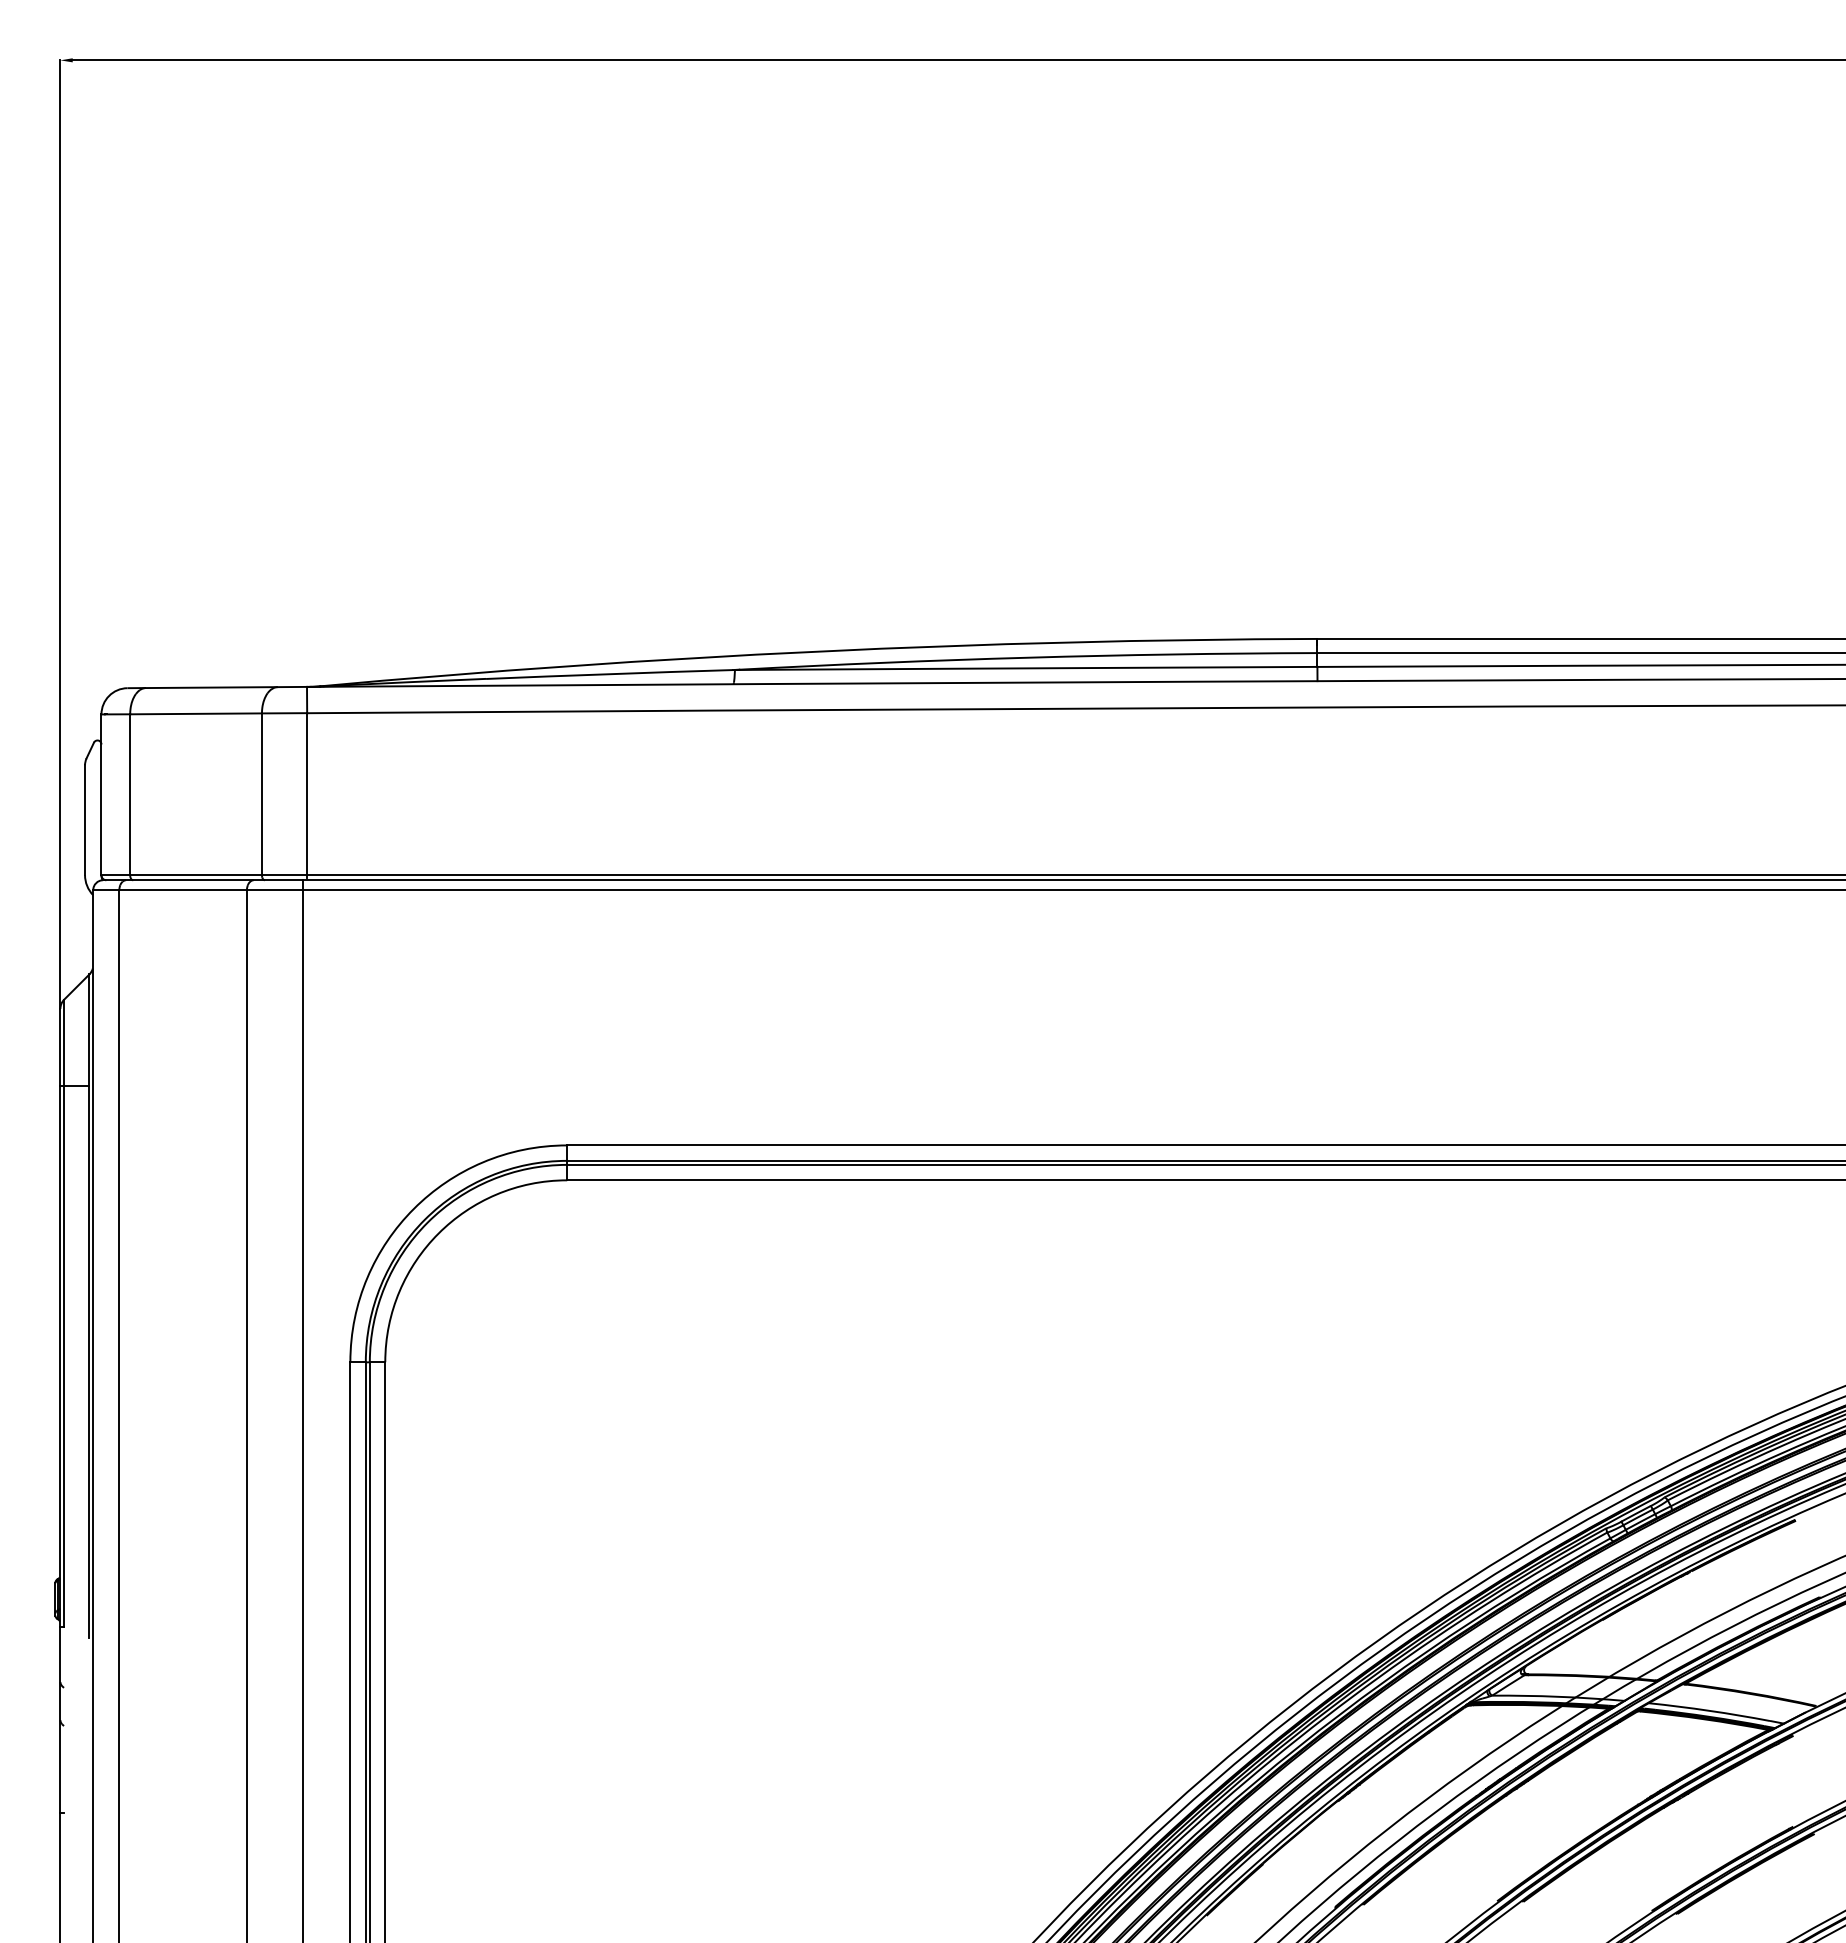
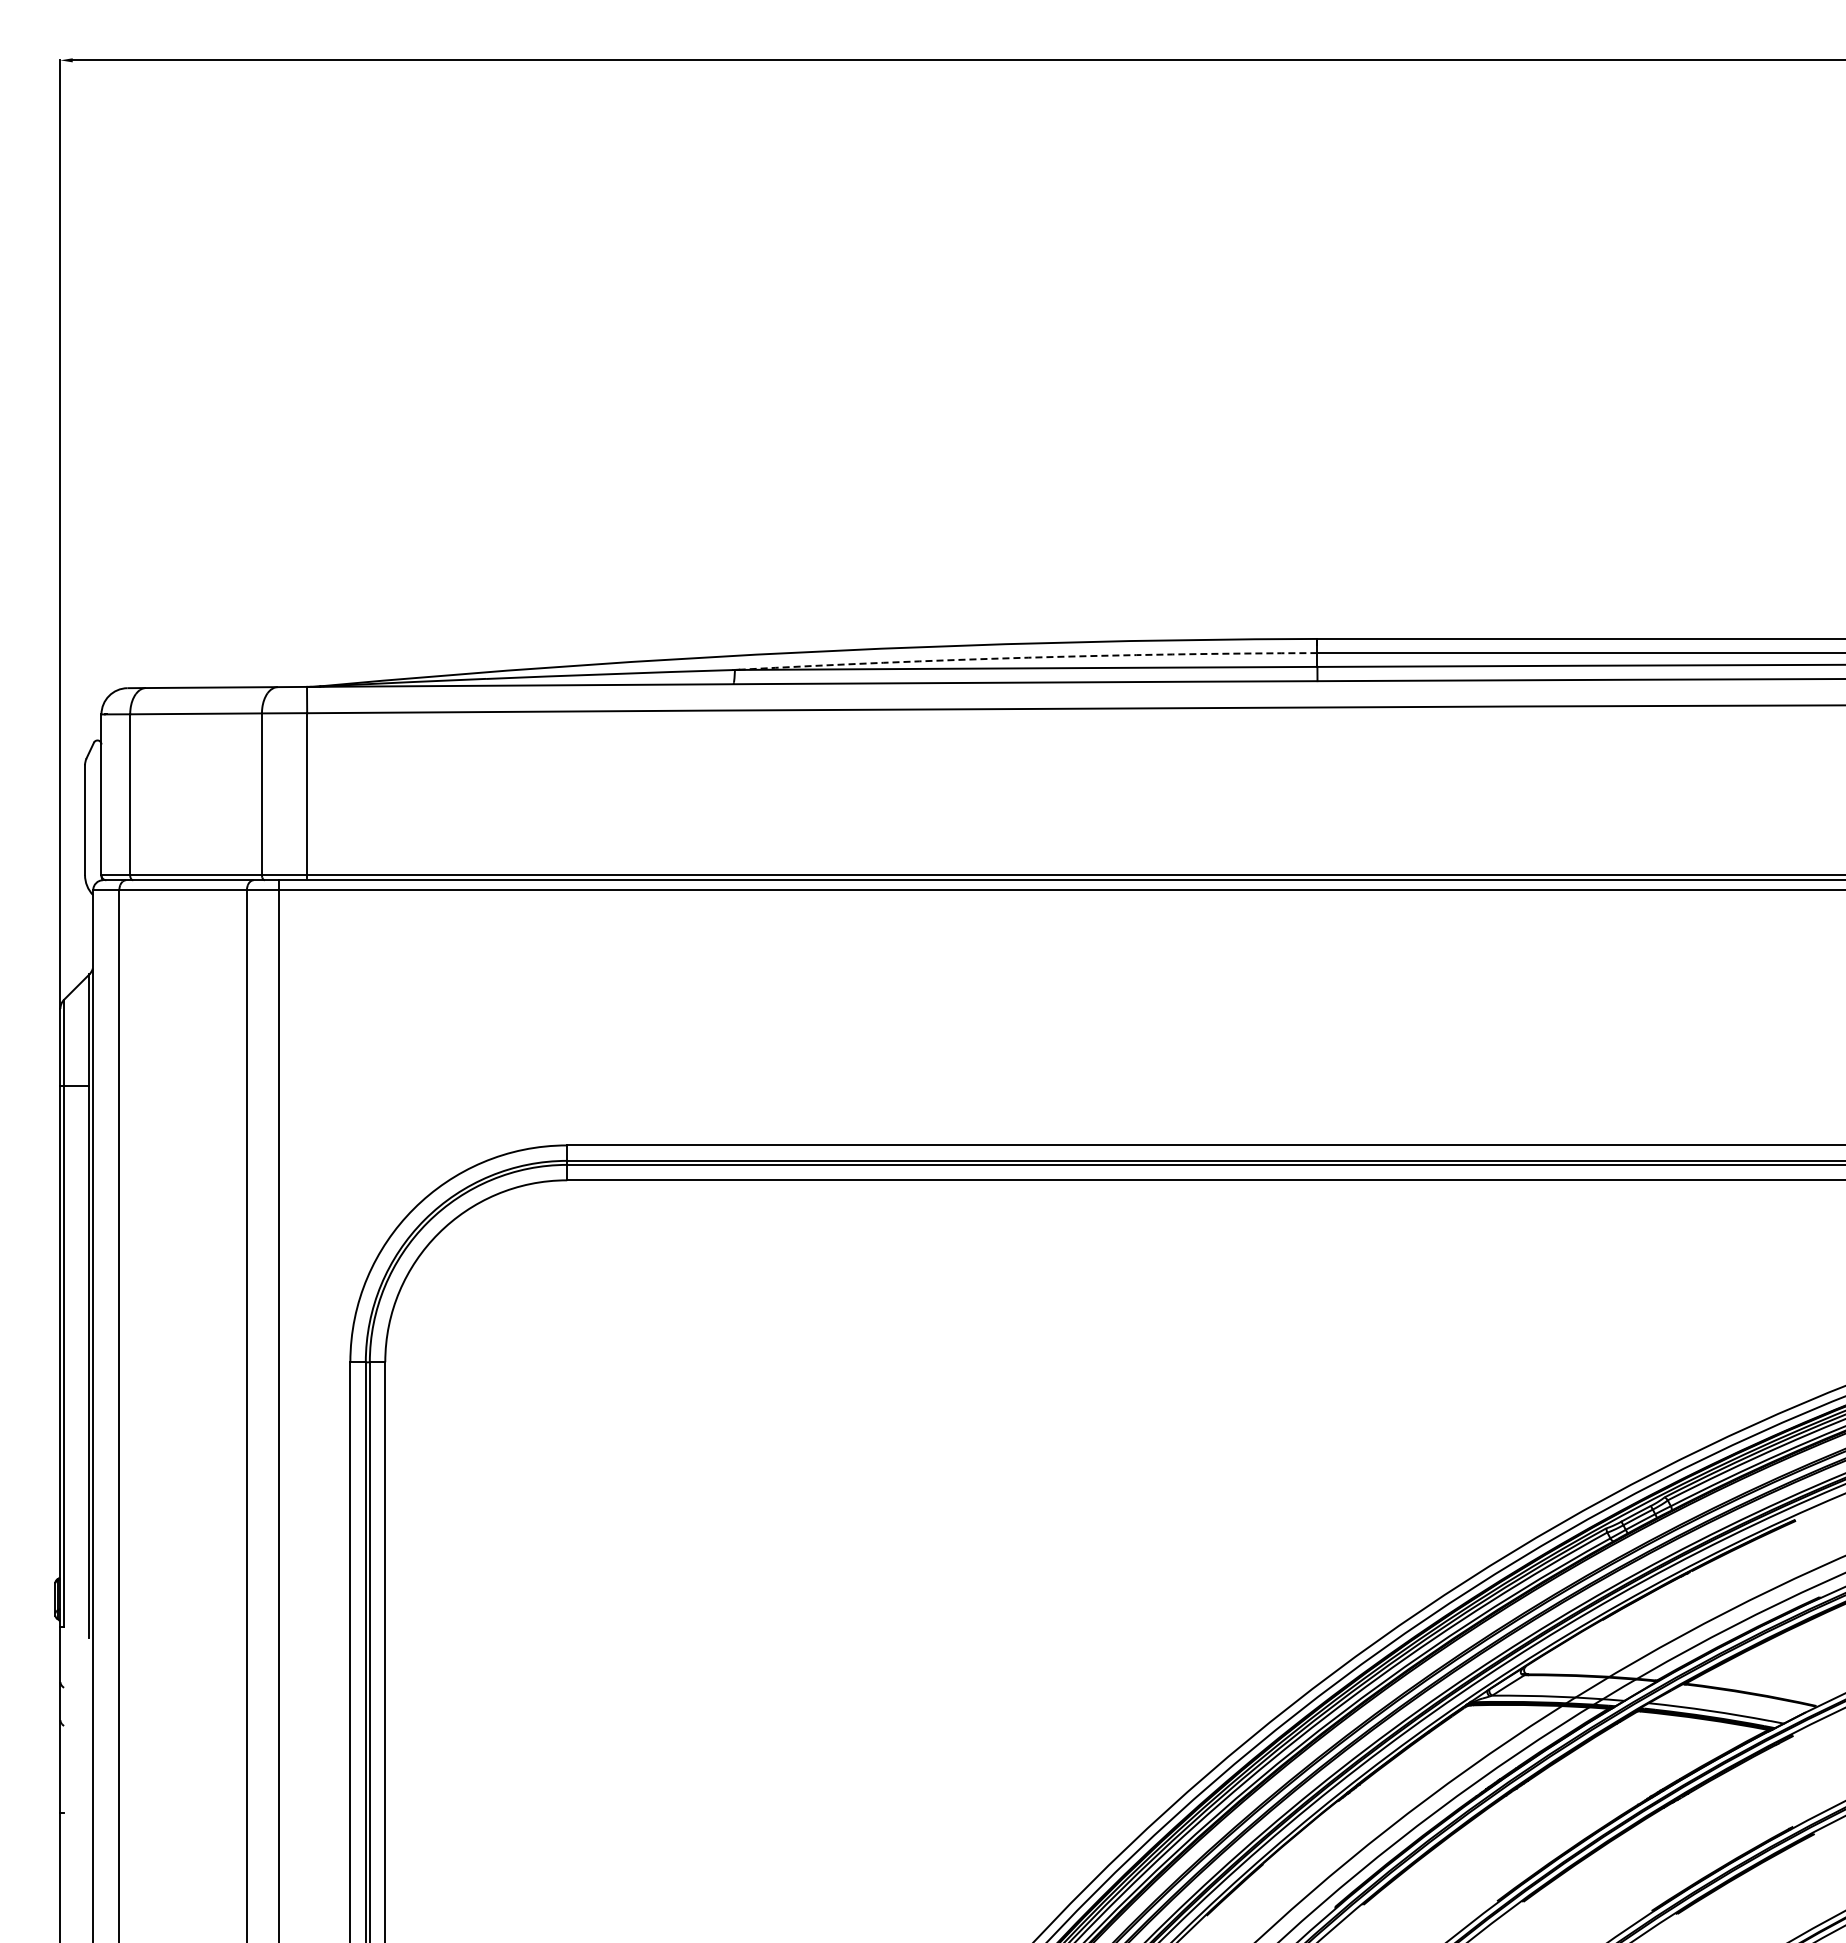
arc: solid -> dashed (1028, 657)
line position: (303, 1409) -> (279, 1409) (279, 1409)
